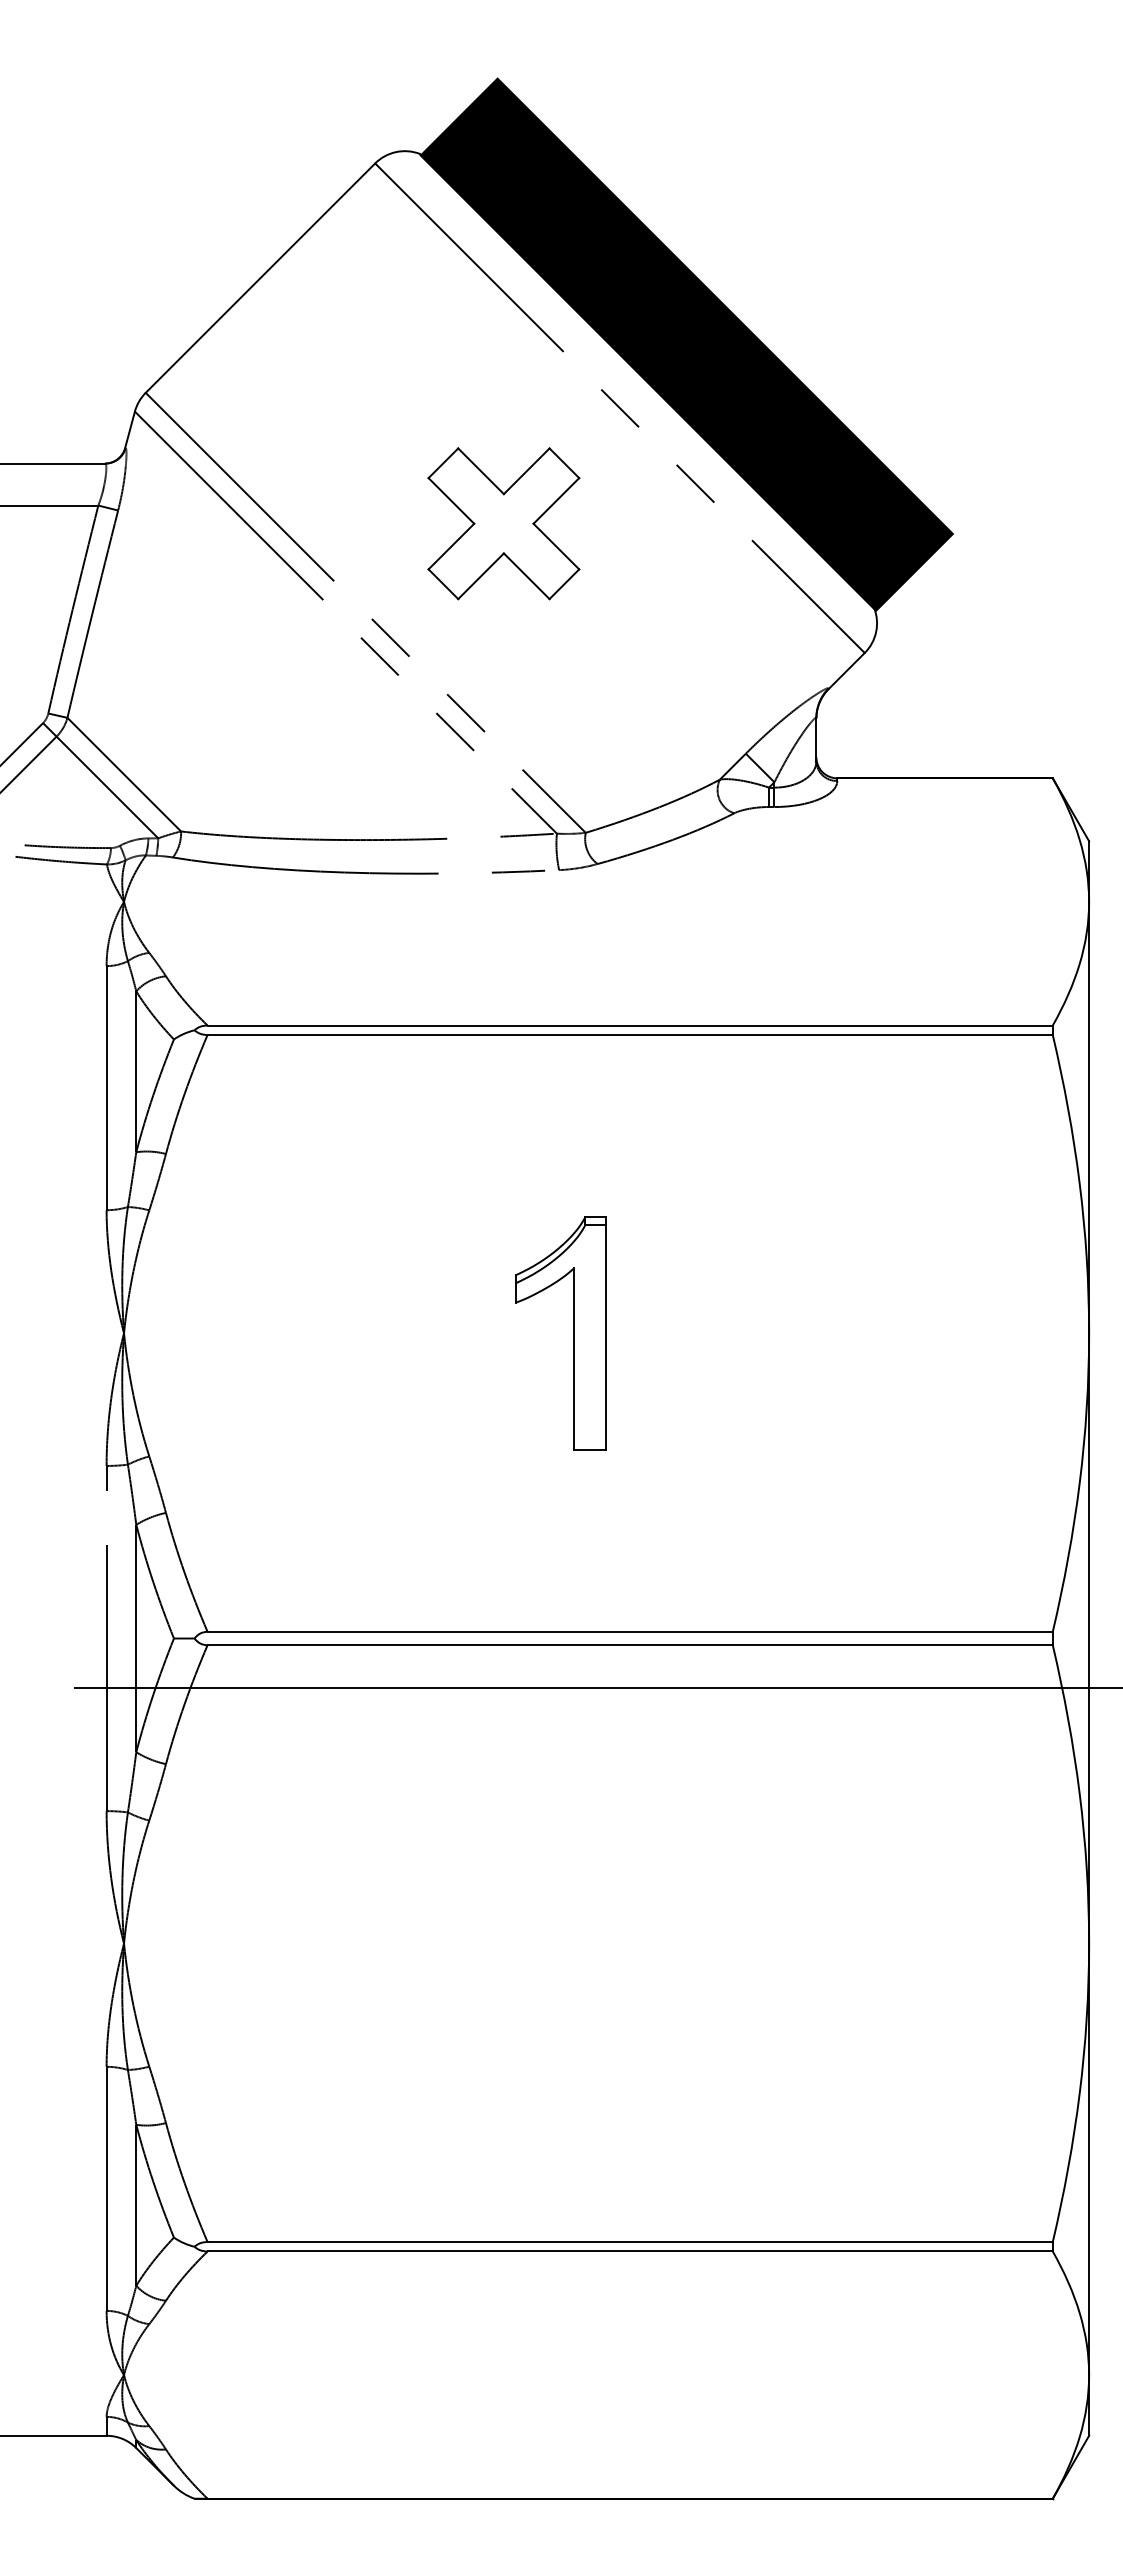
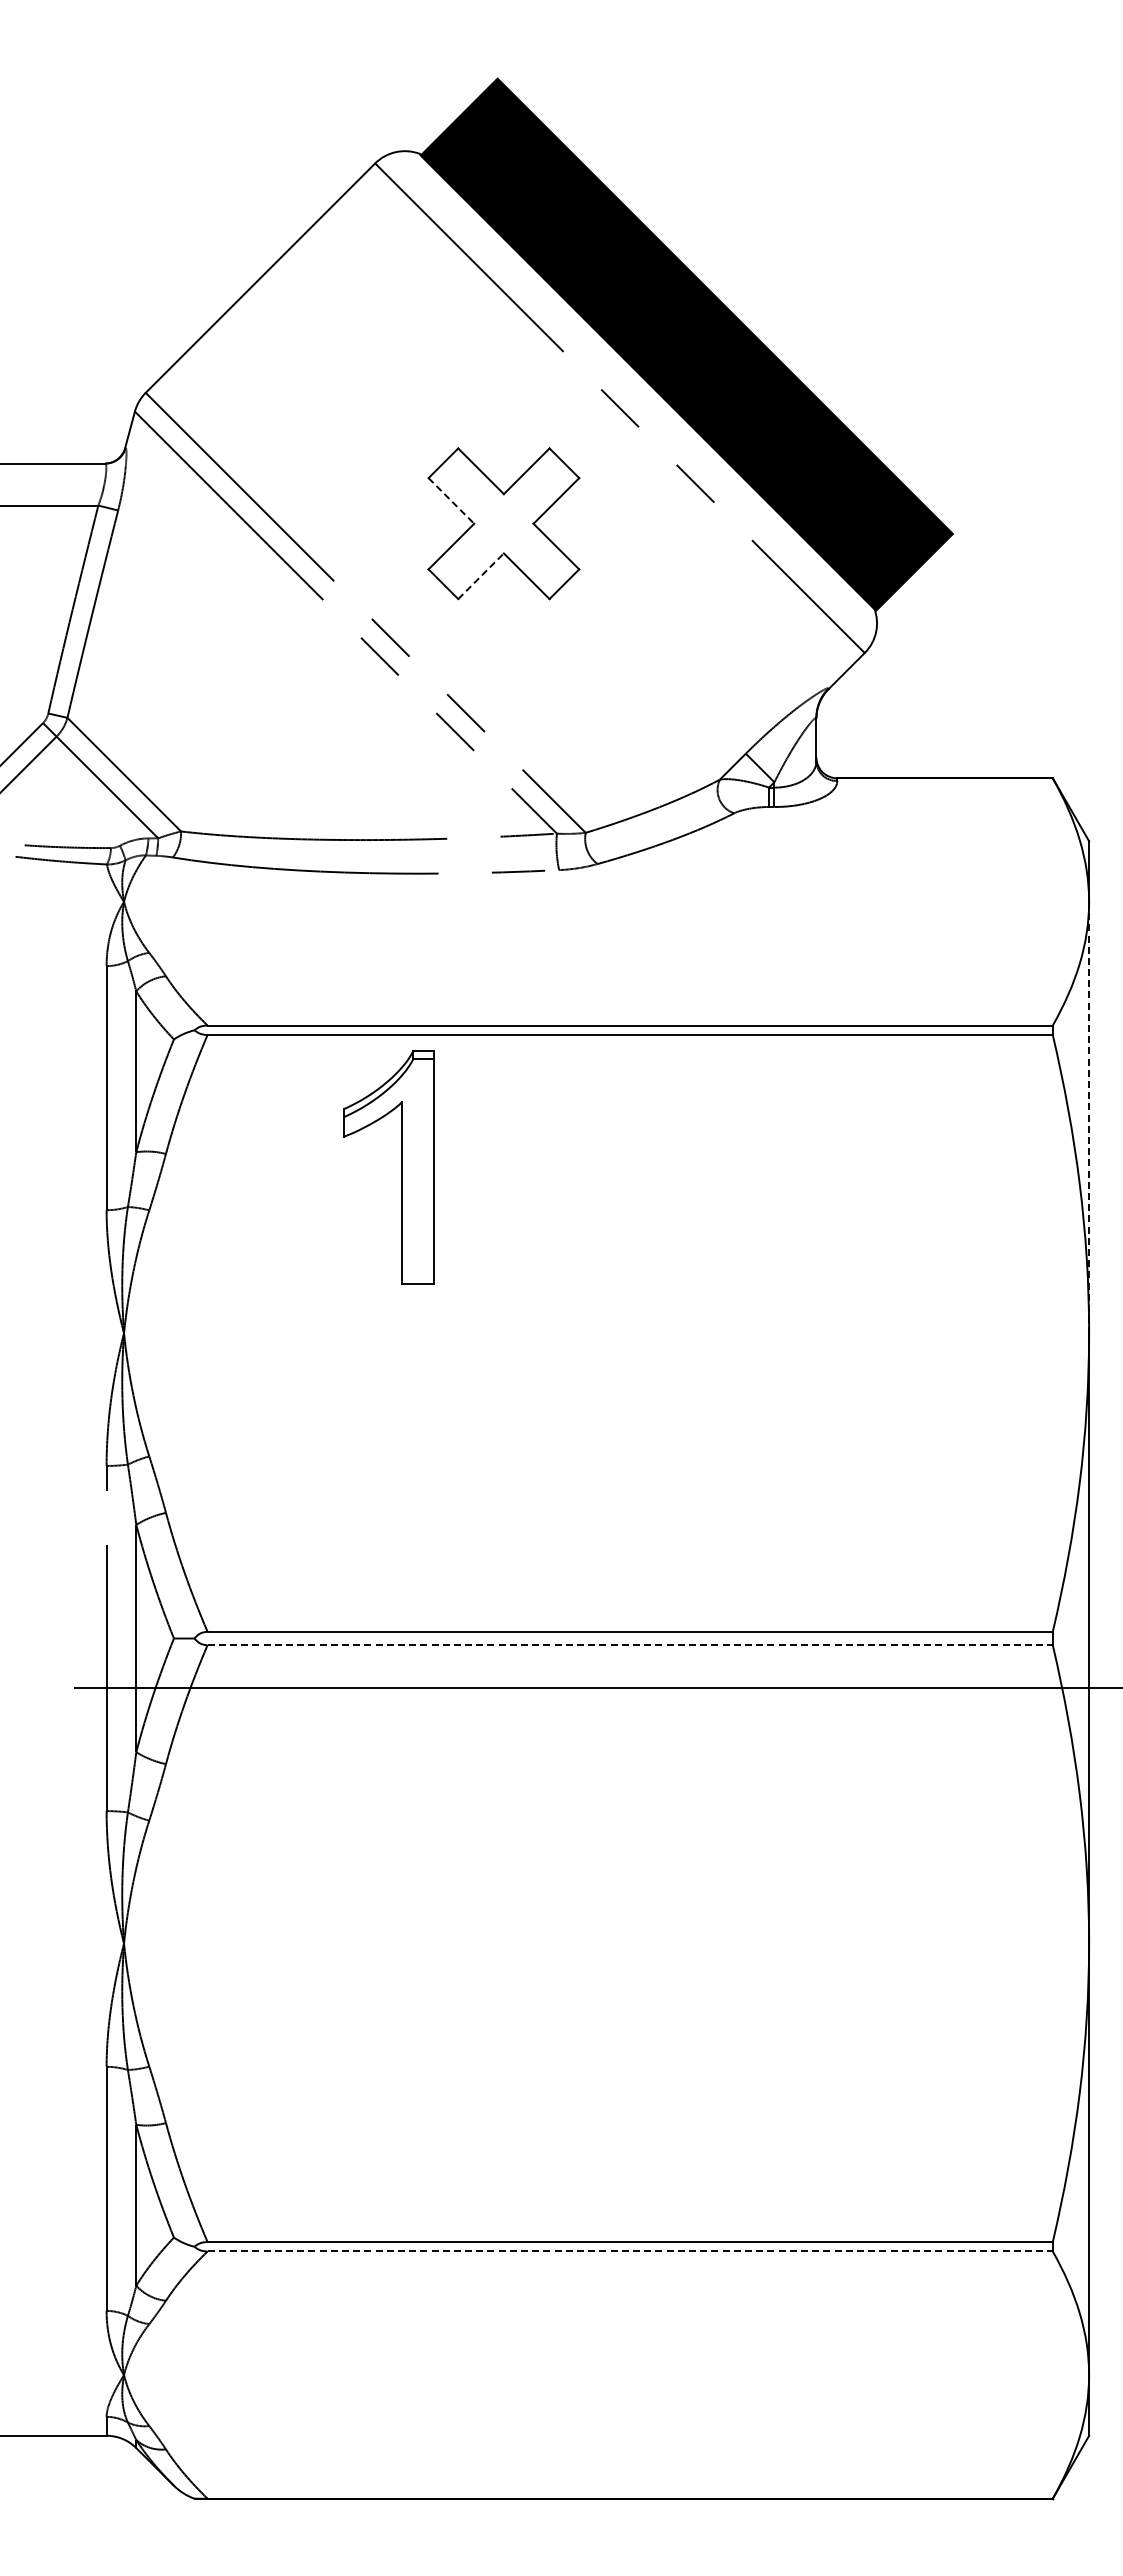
line: solid -> dashed (451, 501)
line: solid -> dashed (481, 575)
line: solid -> dashed (1089, 1117)
part position: (573, 1333) -> (401, 1167) (401, 1167)
line: solid -> dashed (630, 1645)
line: solid -> dashed (630, 2251)
